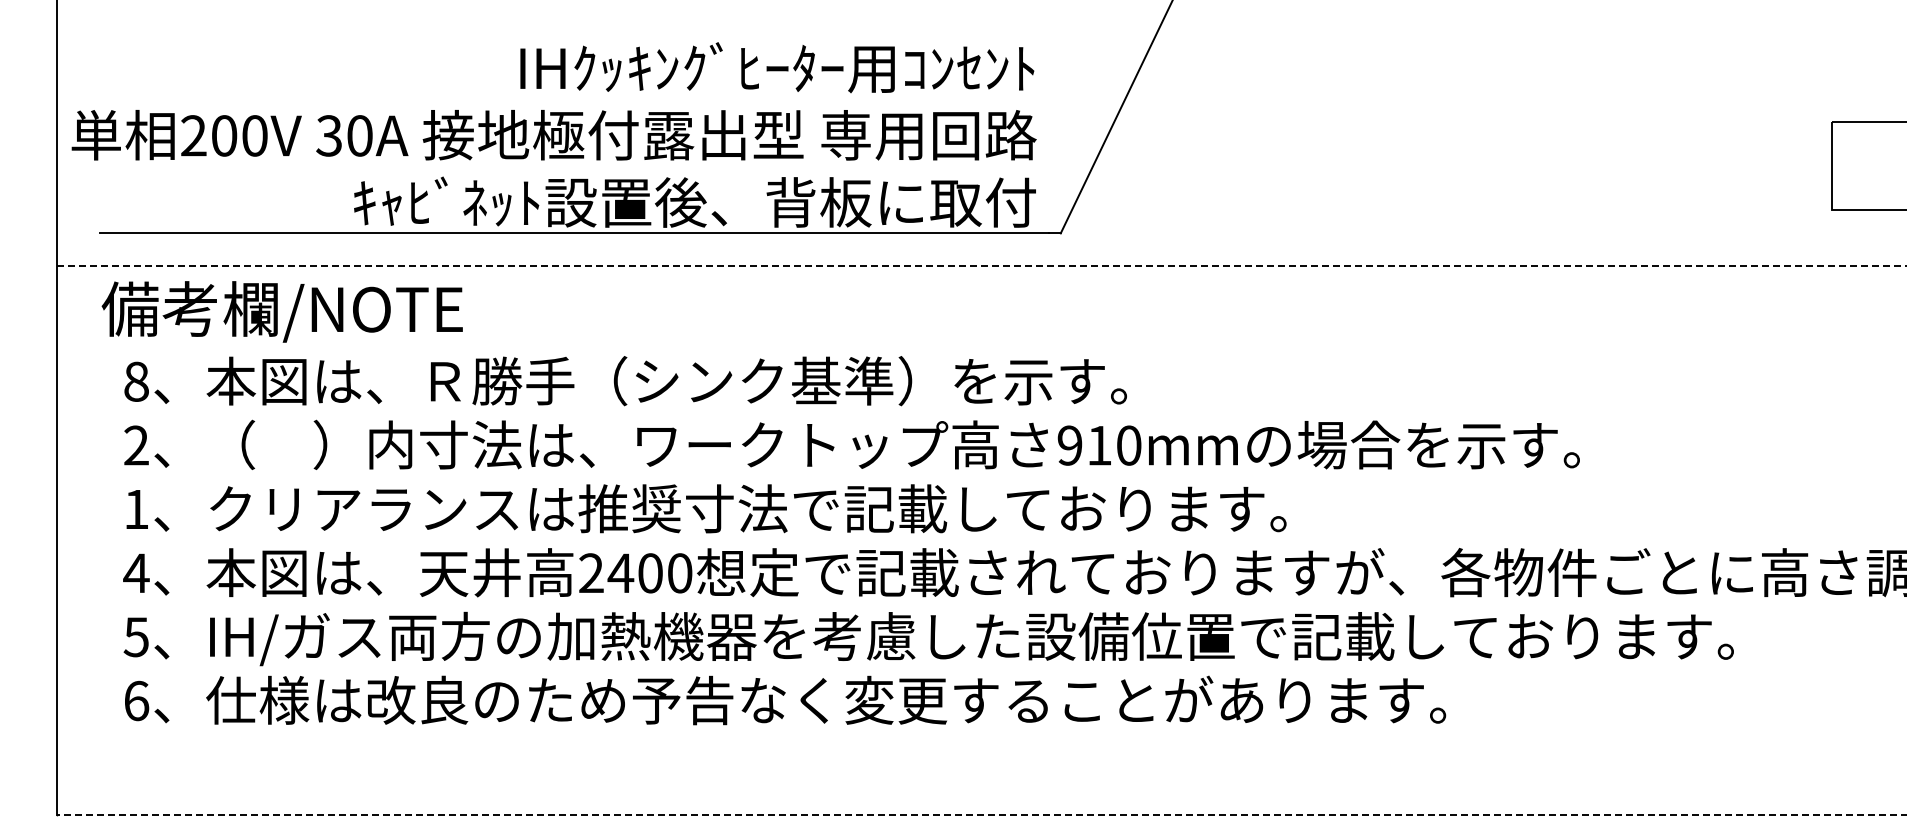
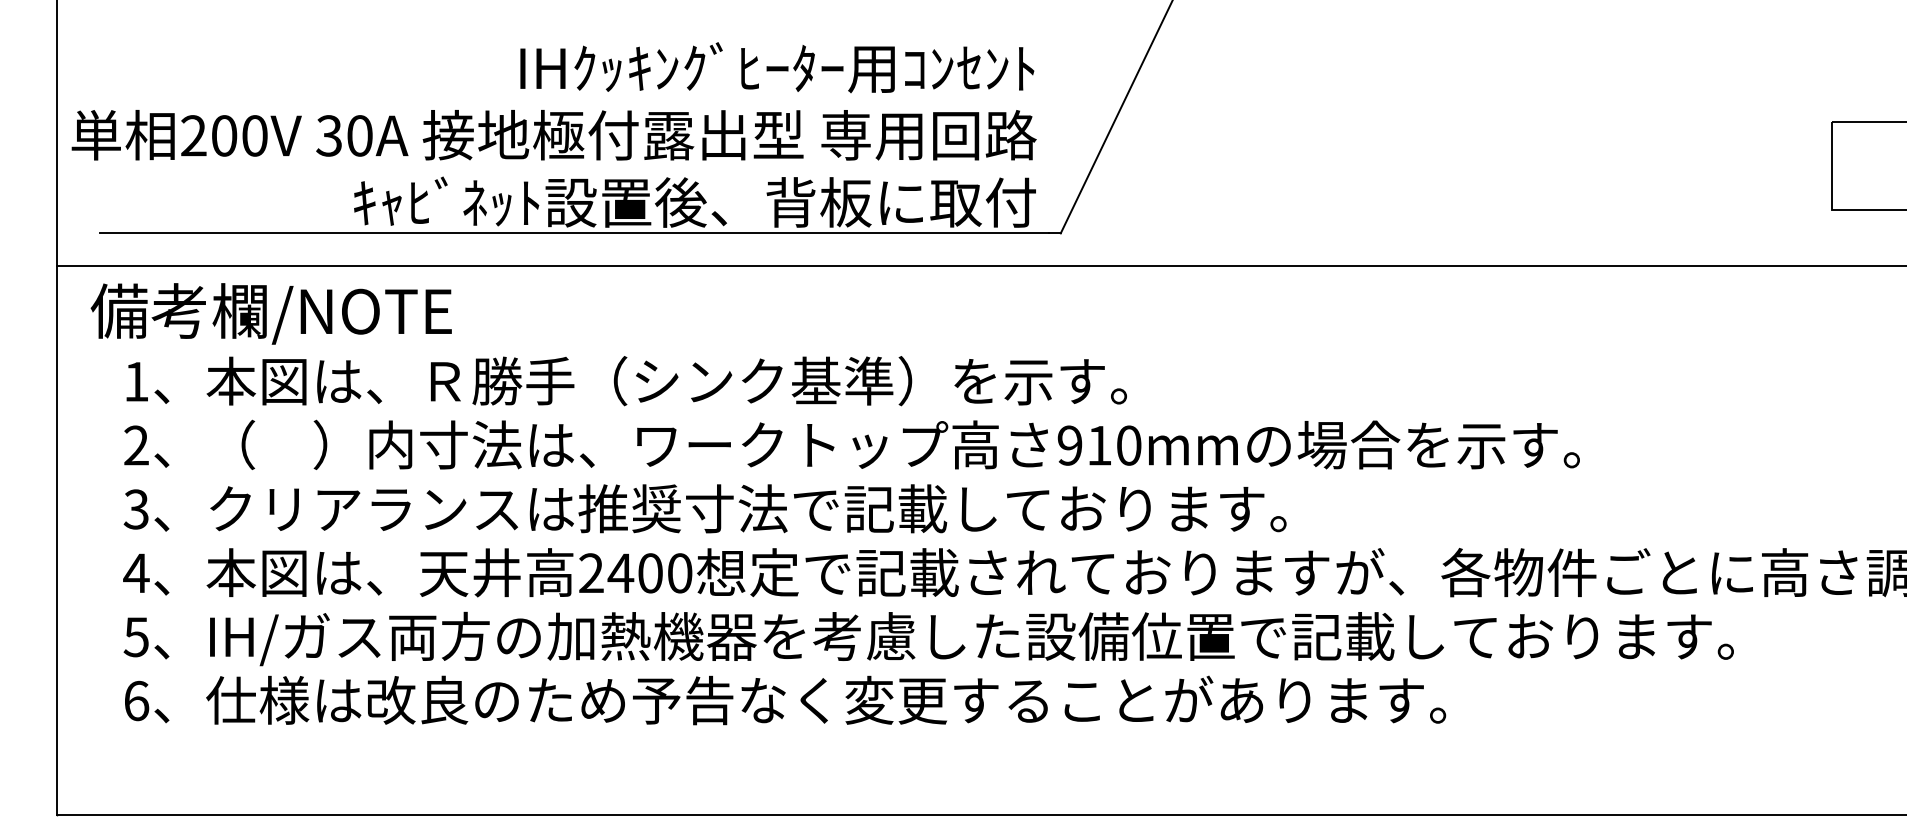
line: dashed -> solid (982, 265)
text position: (281, 311) -> (270, 313) (270, 313)
text: 8 -> 1 (136, 381)
text: 1 -> 3 (135, 509)
line: dashed -> solid (981, 814)
